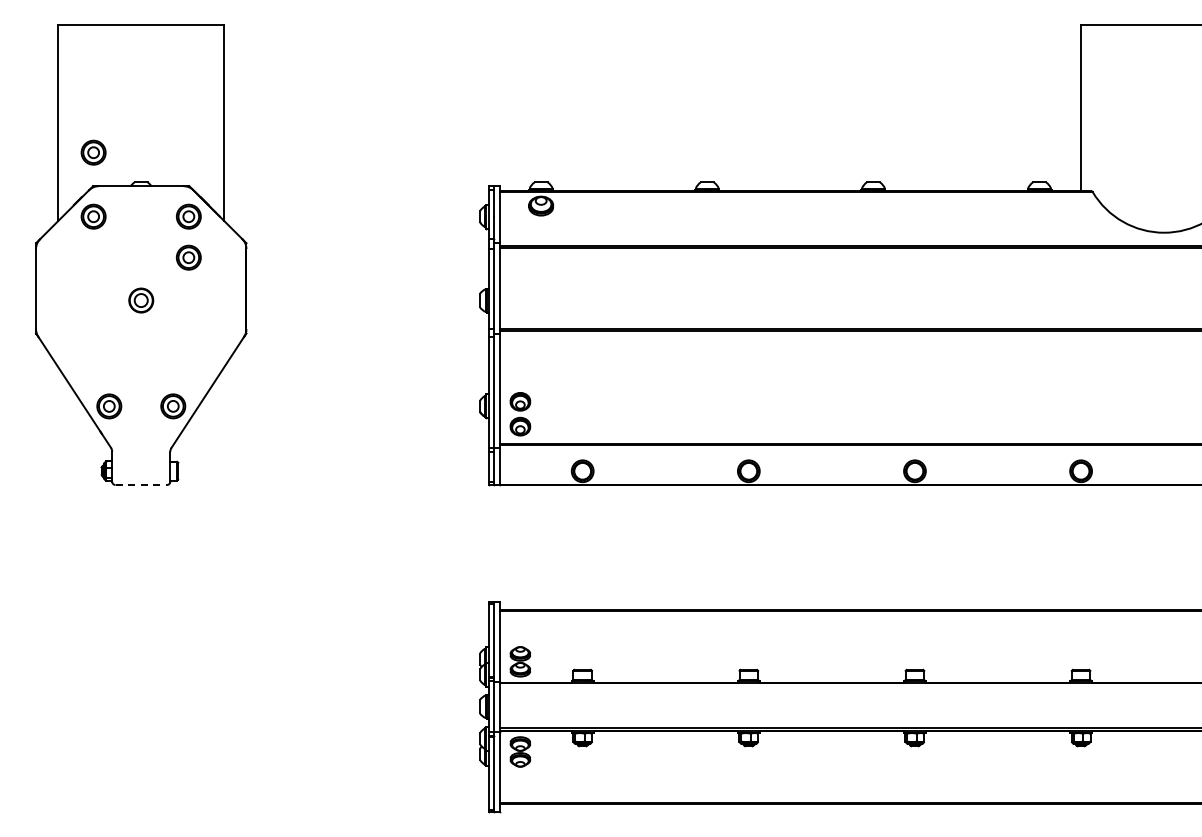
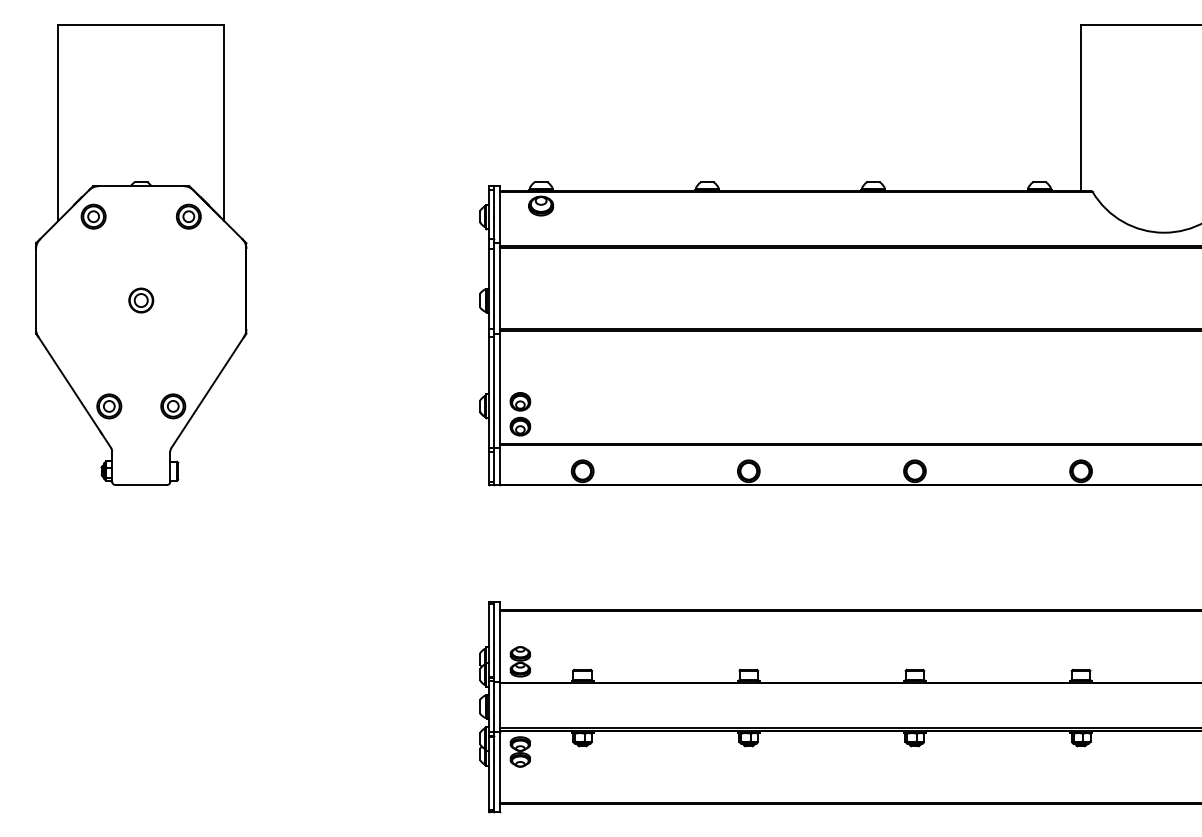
part: present -> none (93, 152)
part: present -> none (188, 257)
line: dashed -> solid (141, 485)
